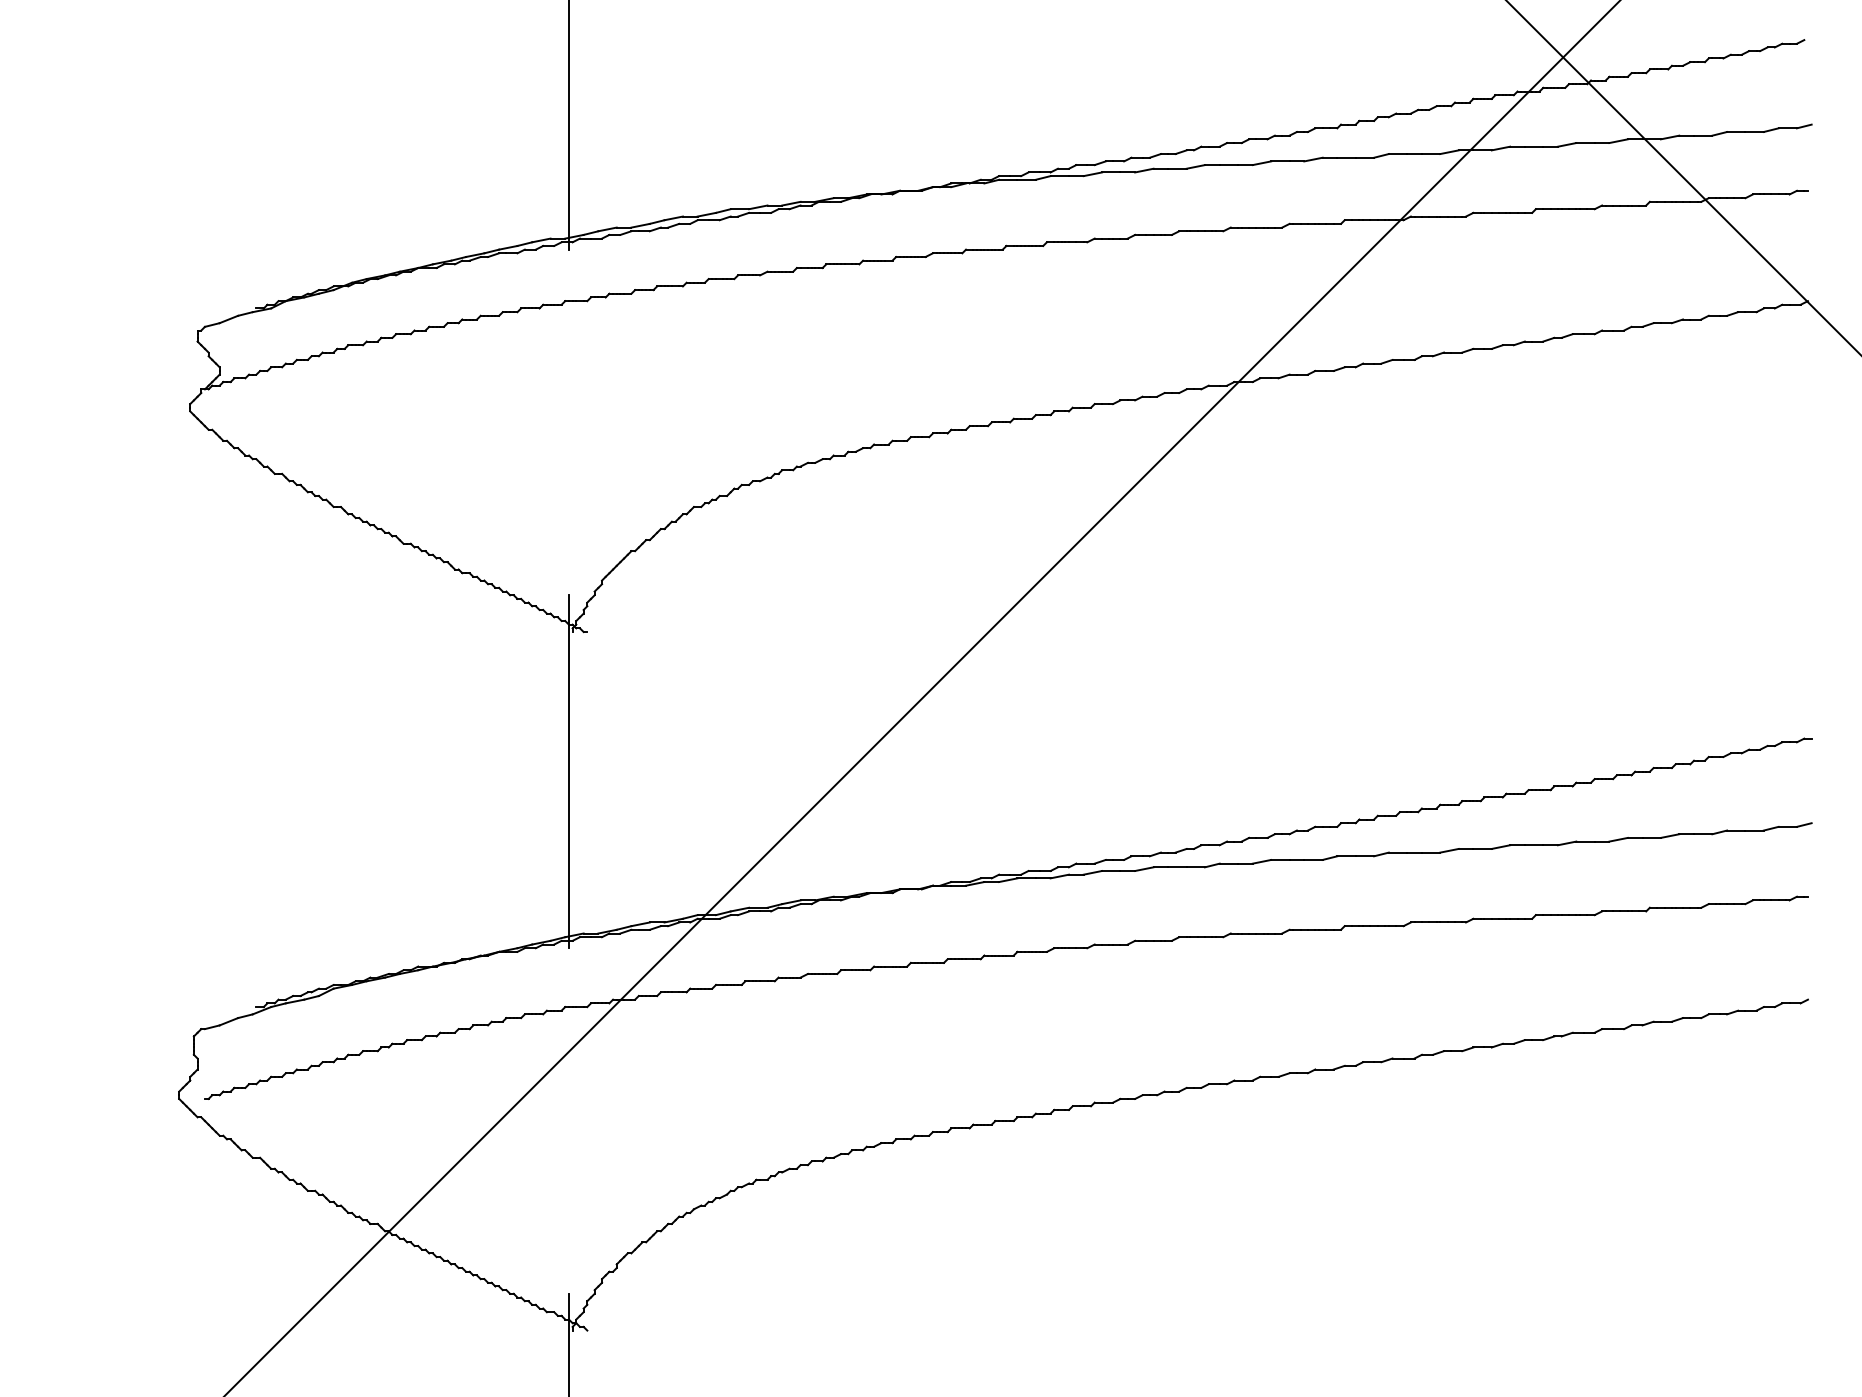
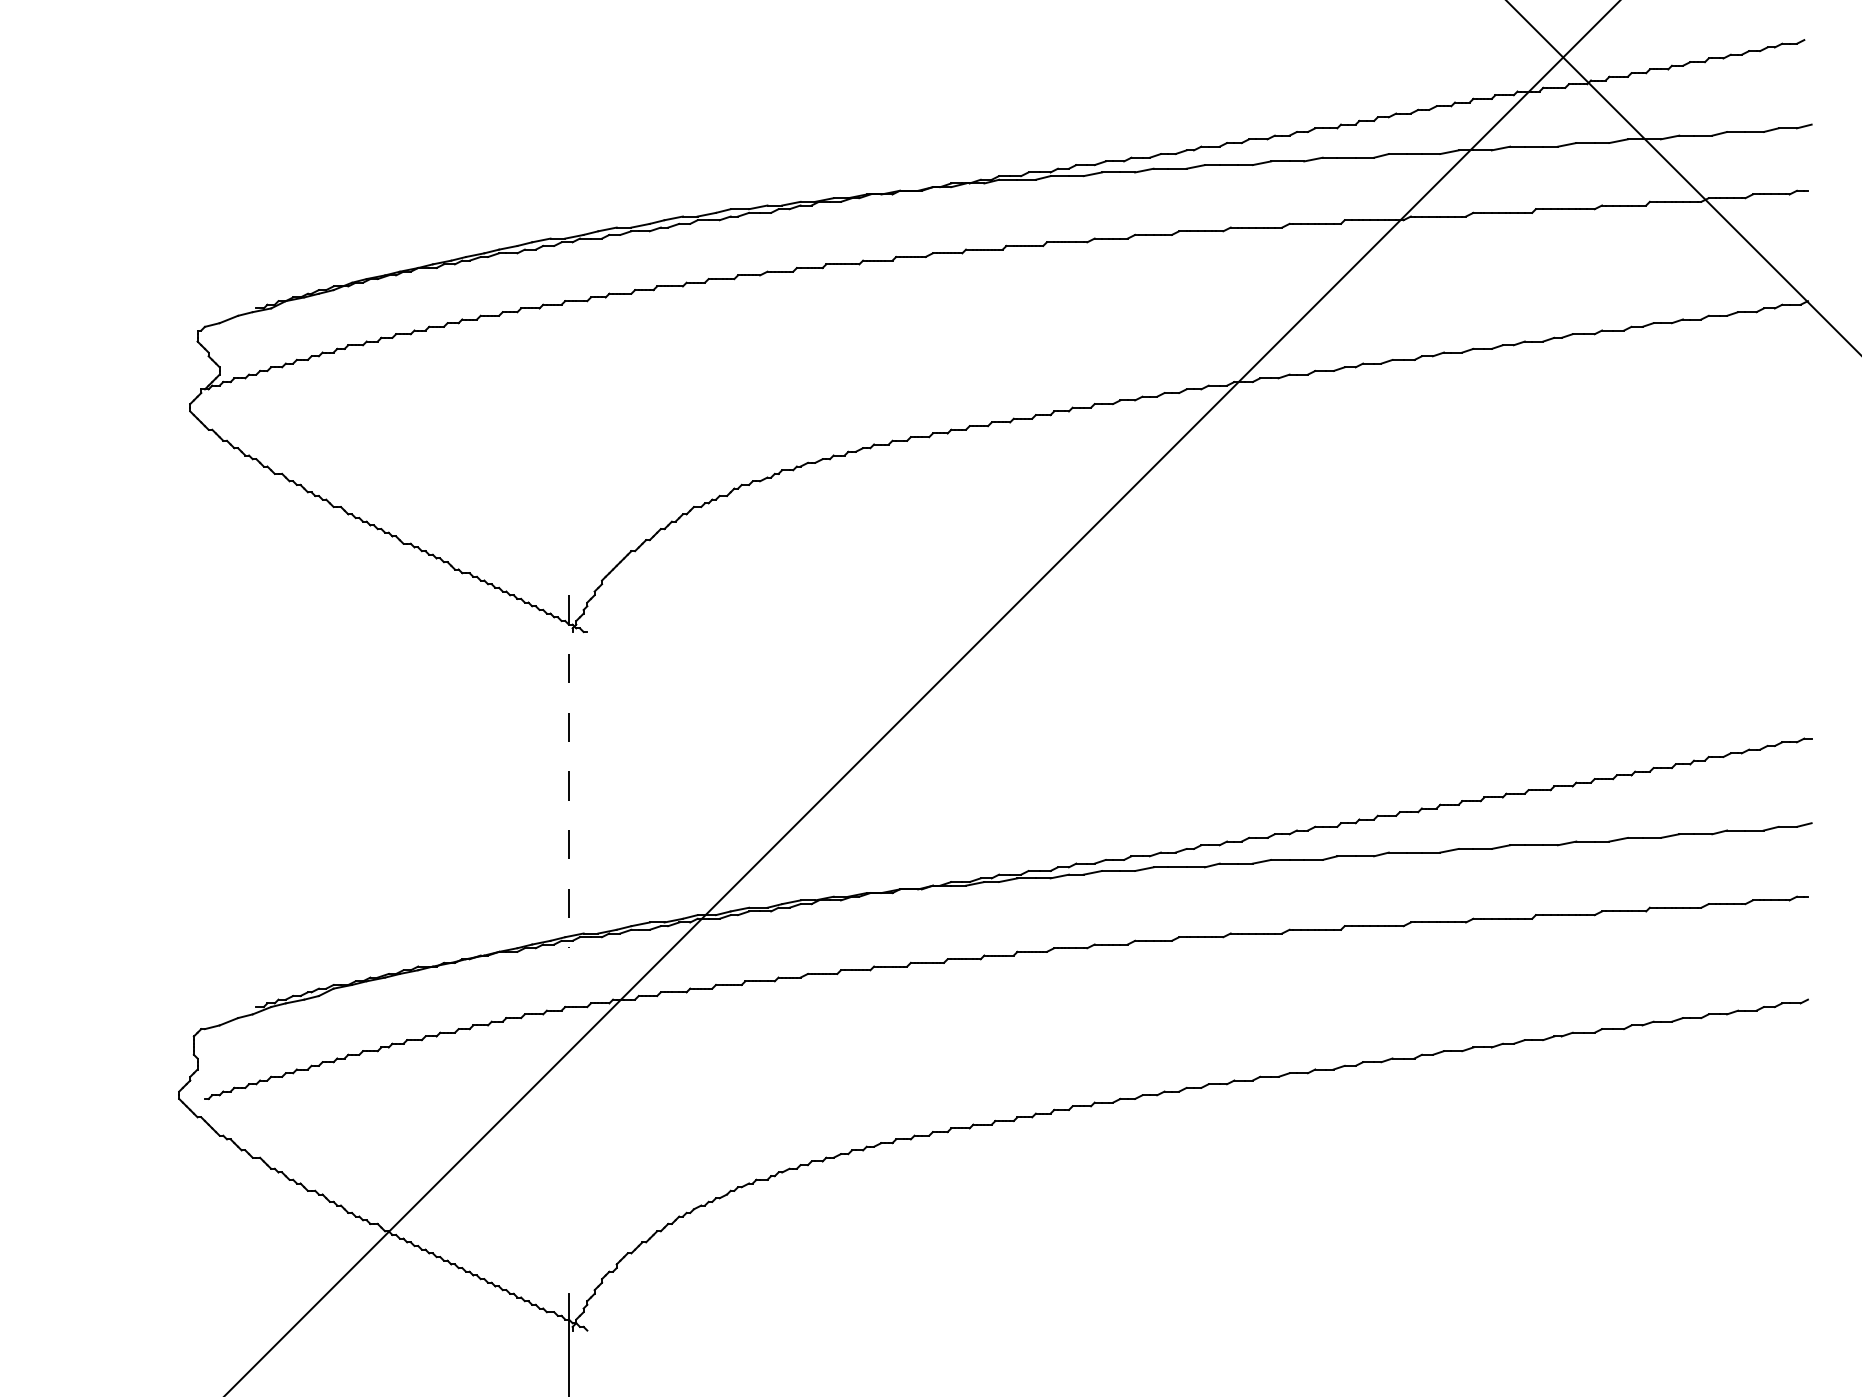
line: present -> none (568, 125)
line: solid -> dashed (568, 772)
